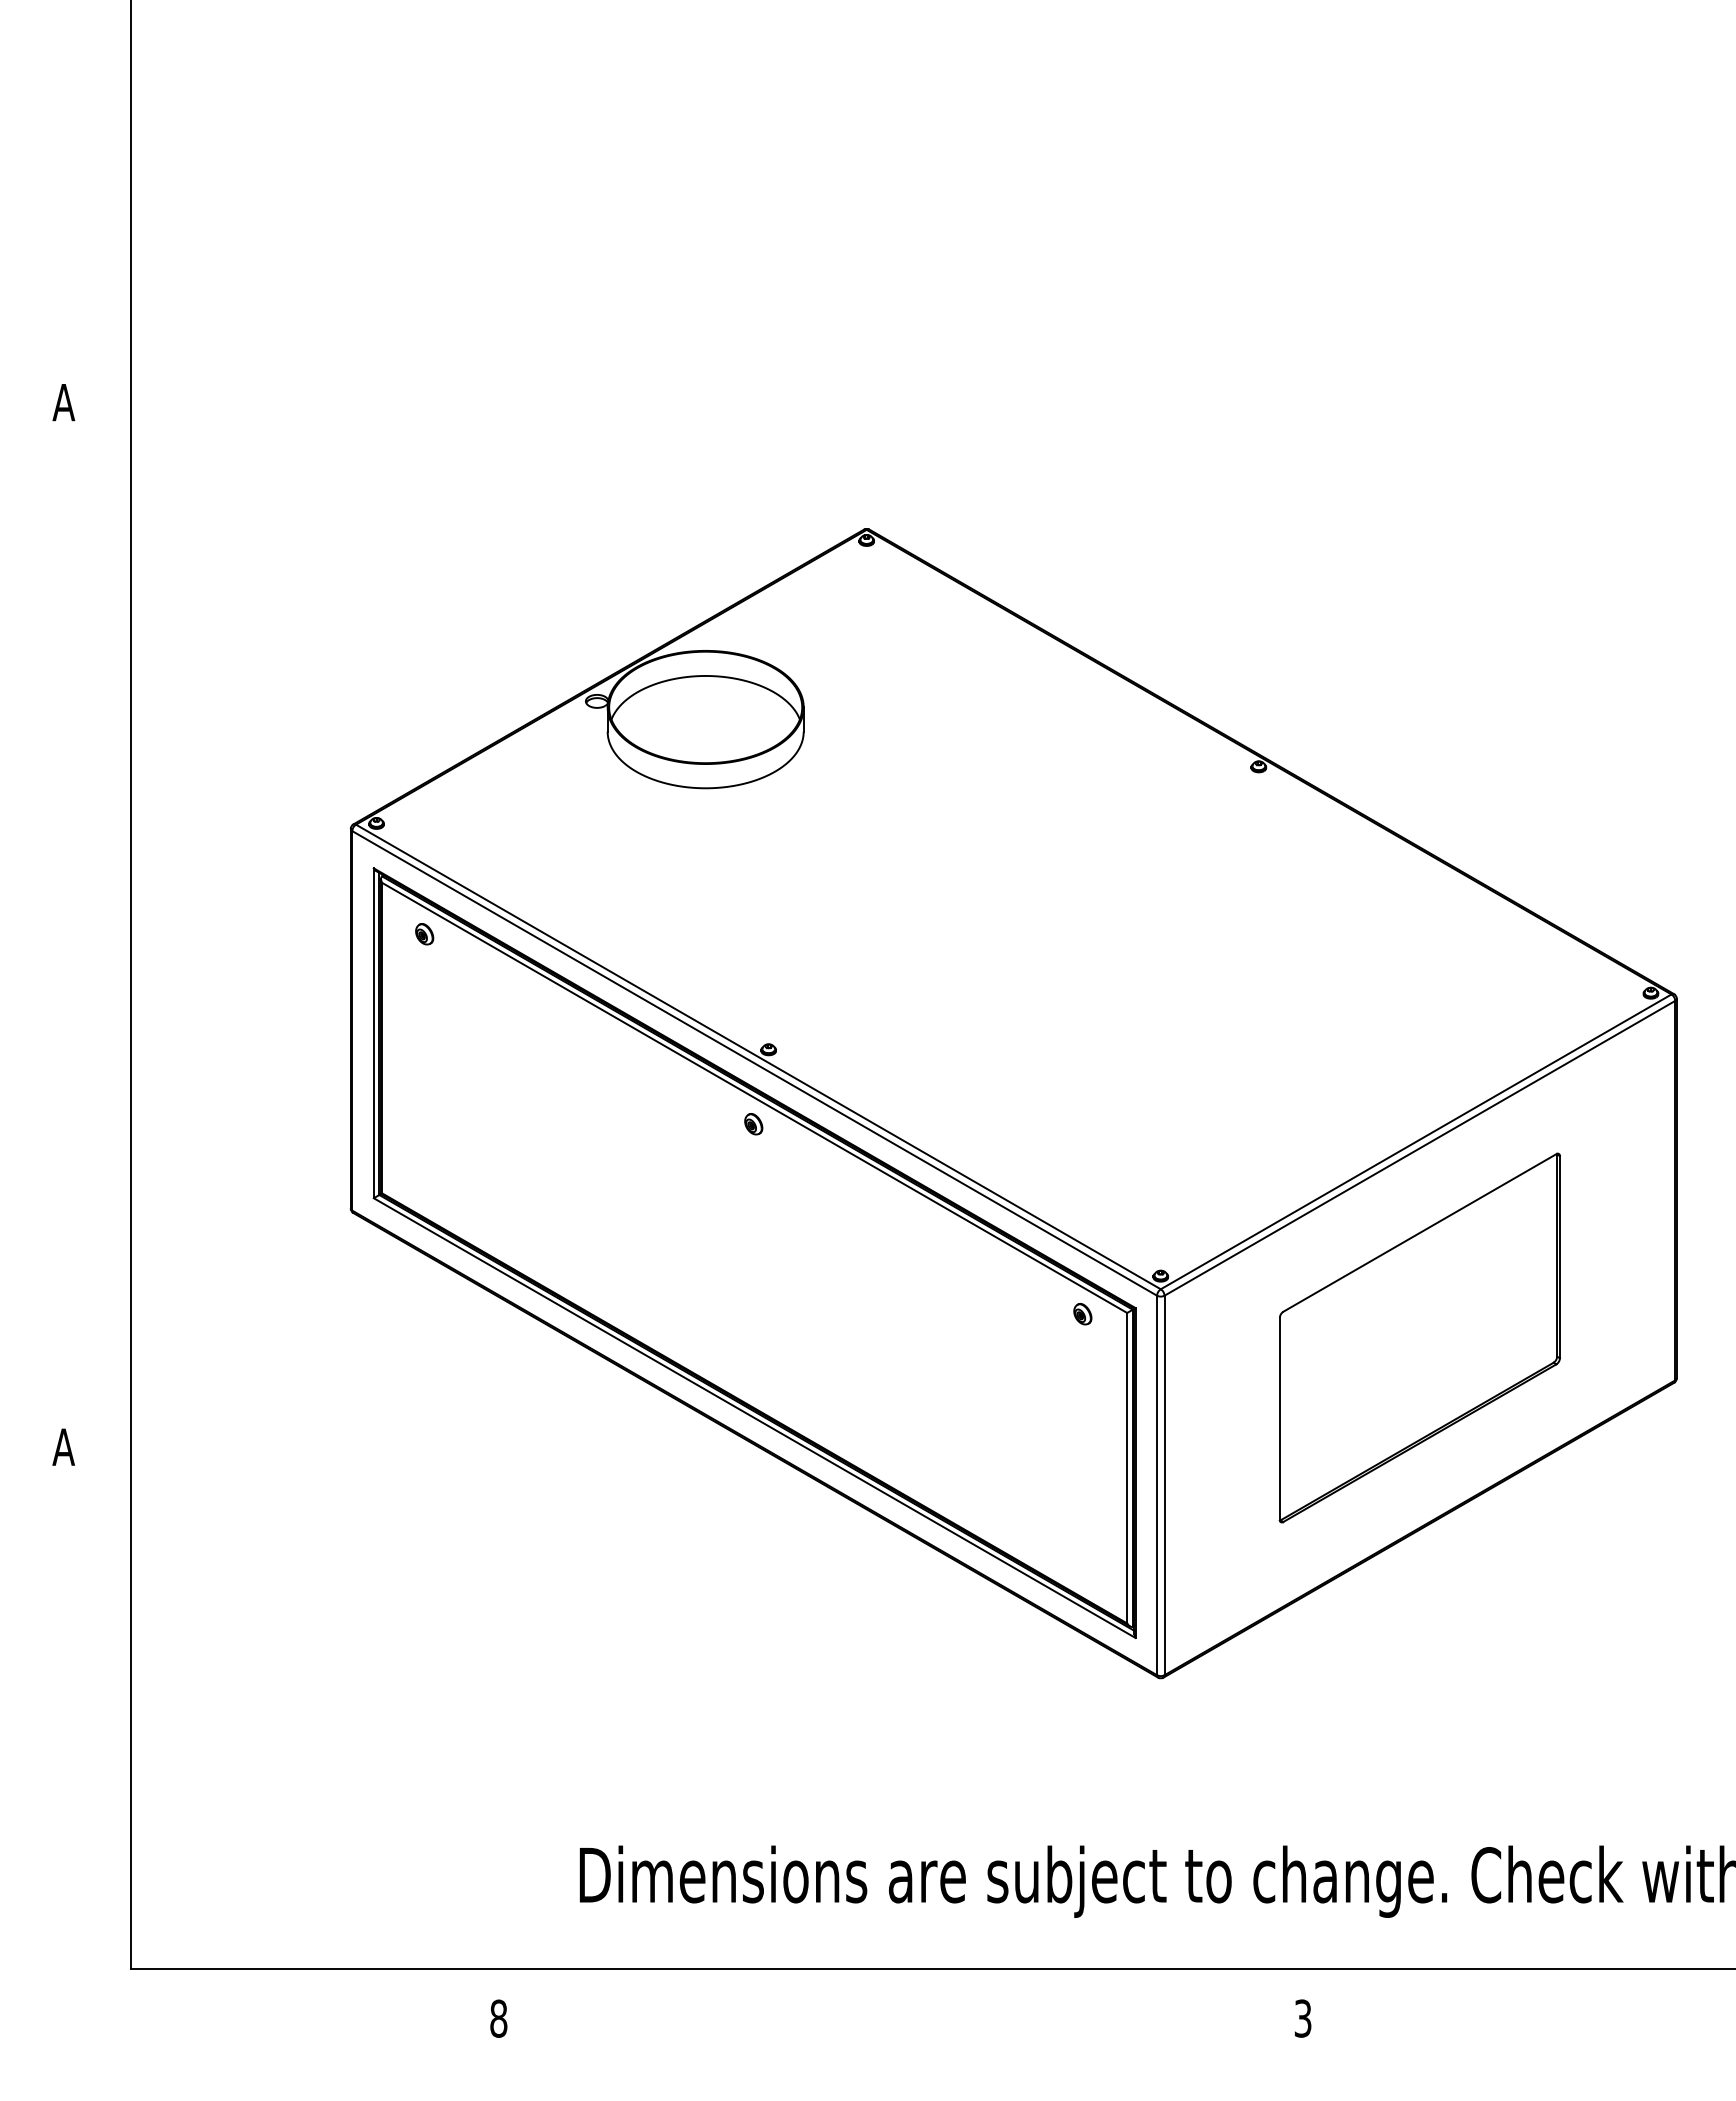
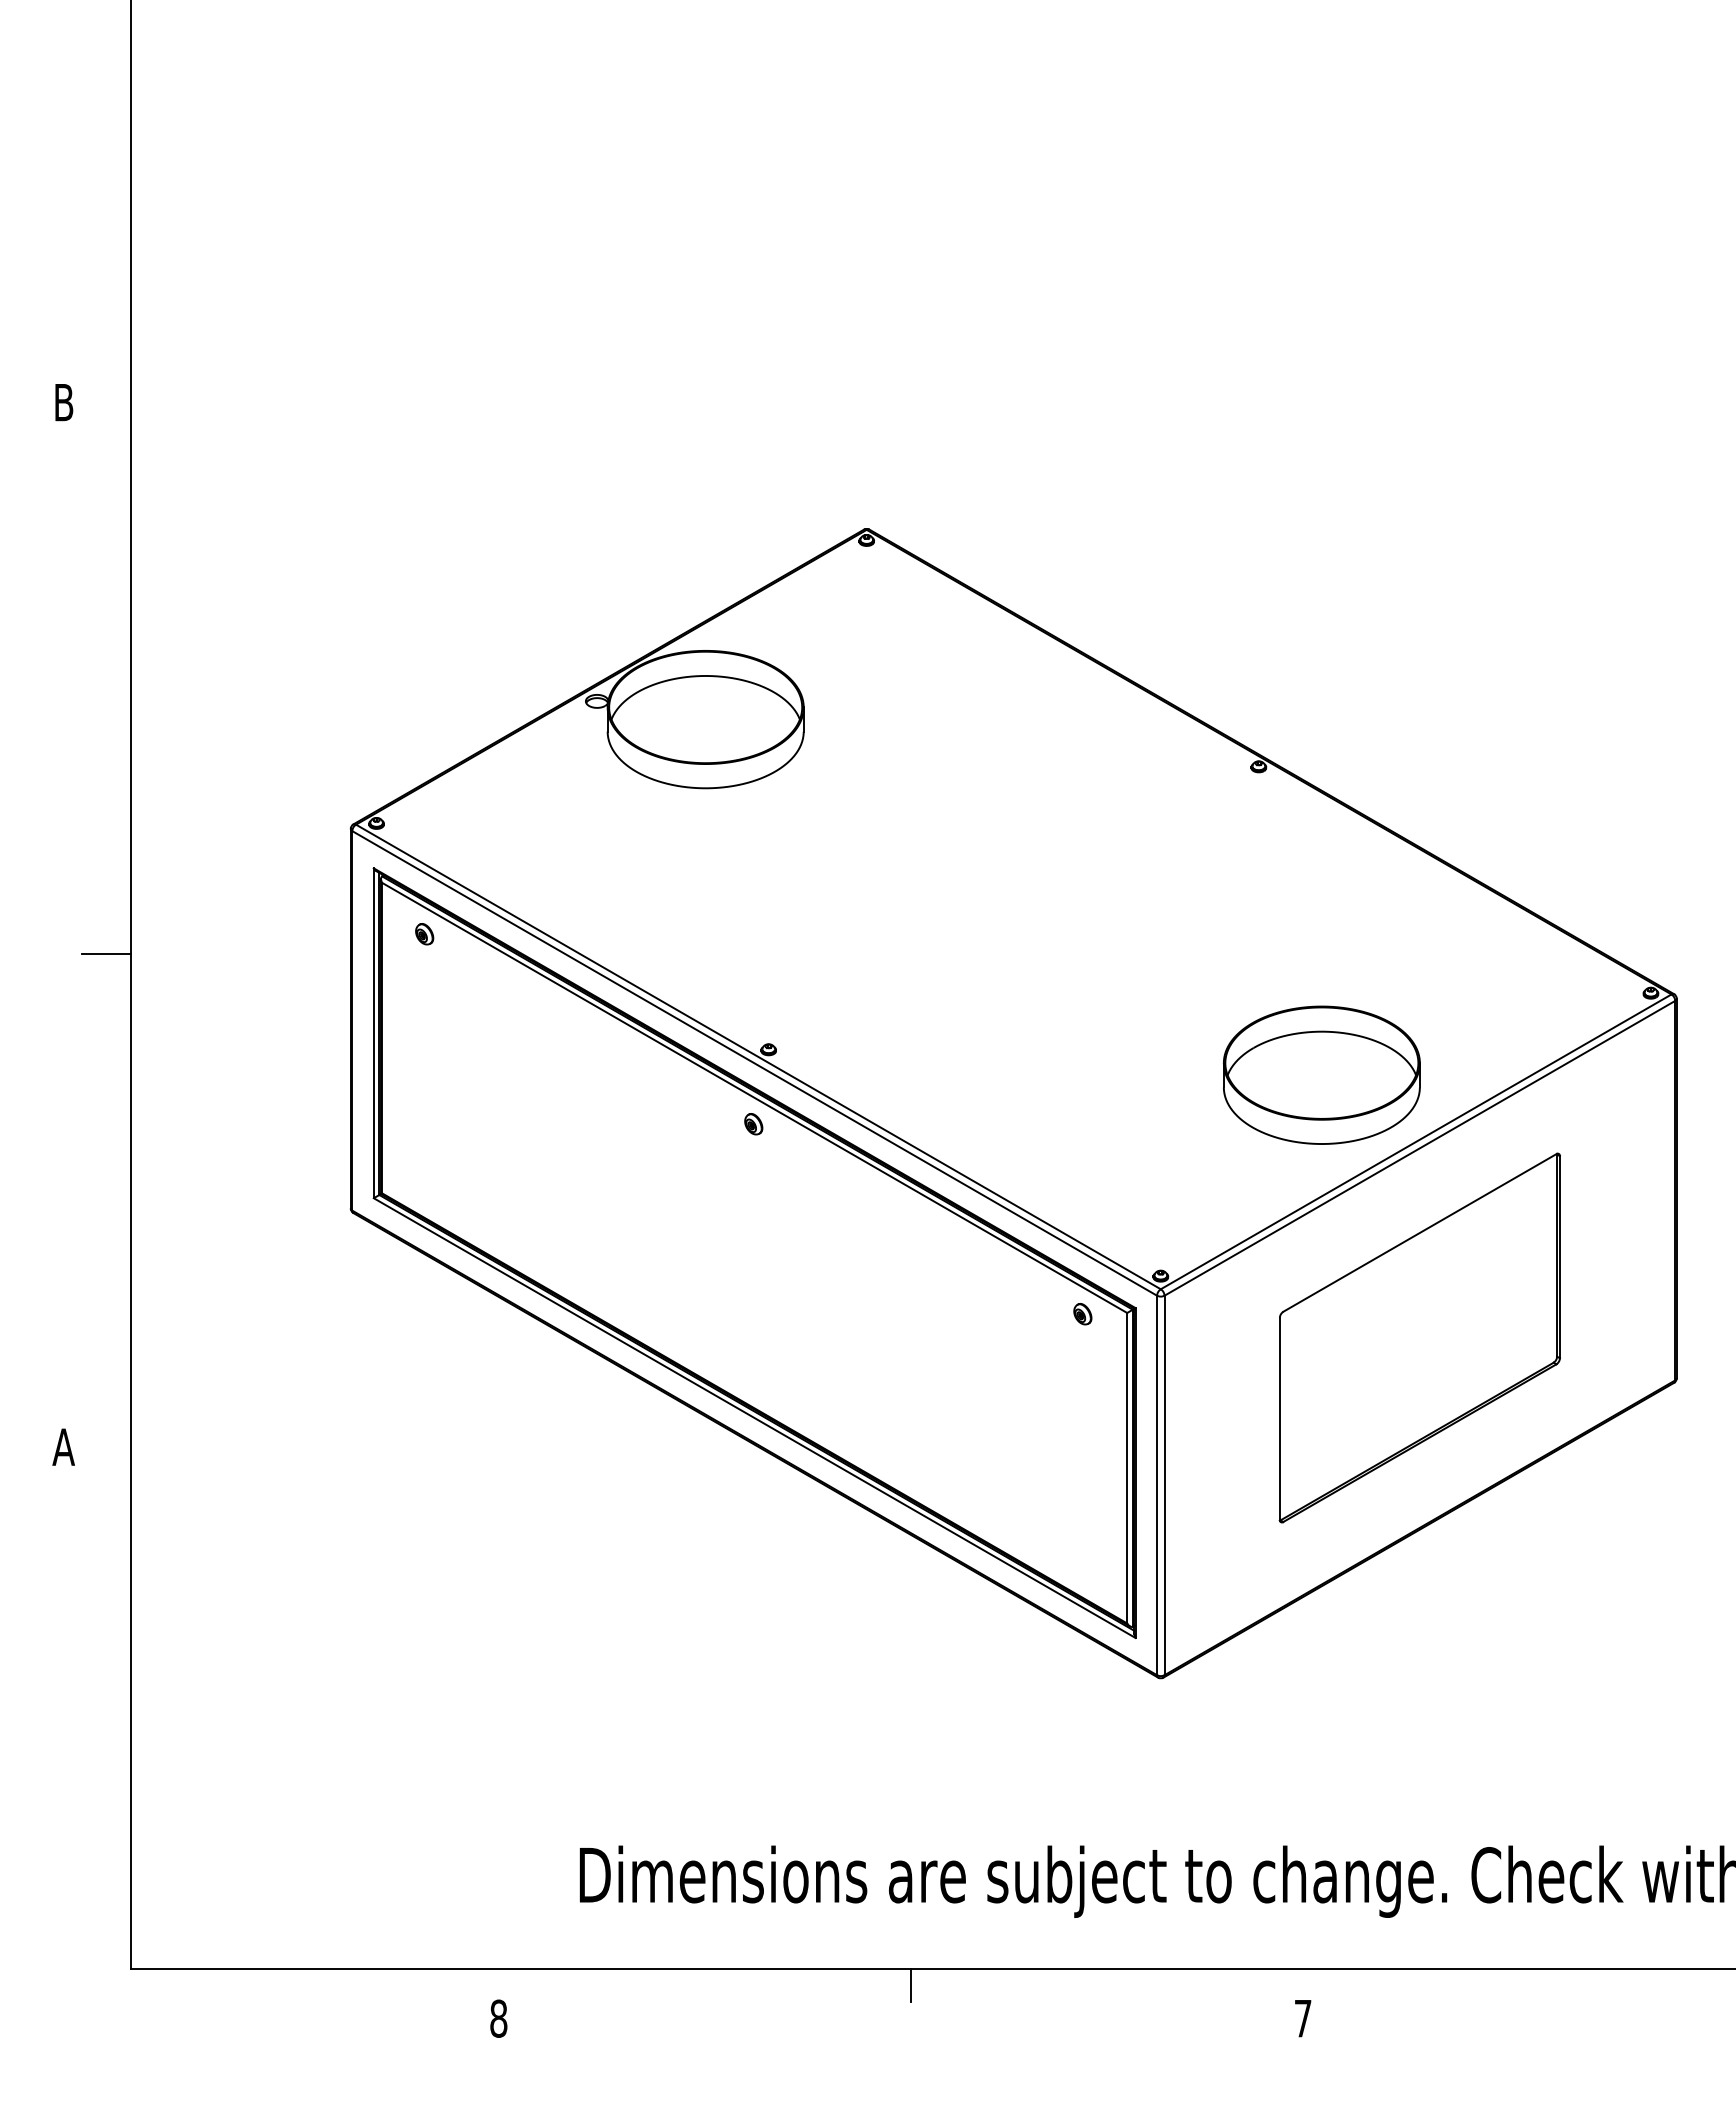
text: A -> B (63, 402)
line: none -> present (106, 953)
part: none -> present (1321, 1074)
line: none -> present (910, 1985)
text: 3 -> 7 (1302, 2018)
